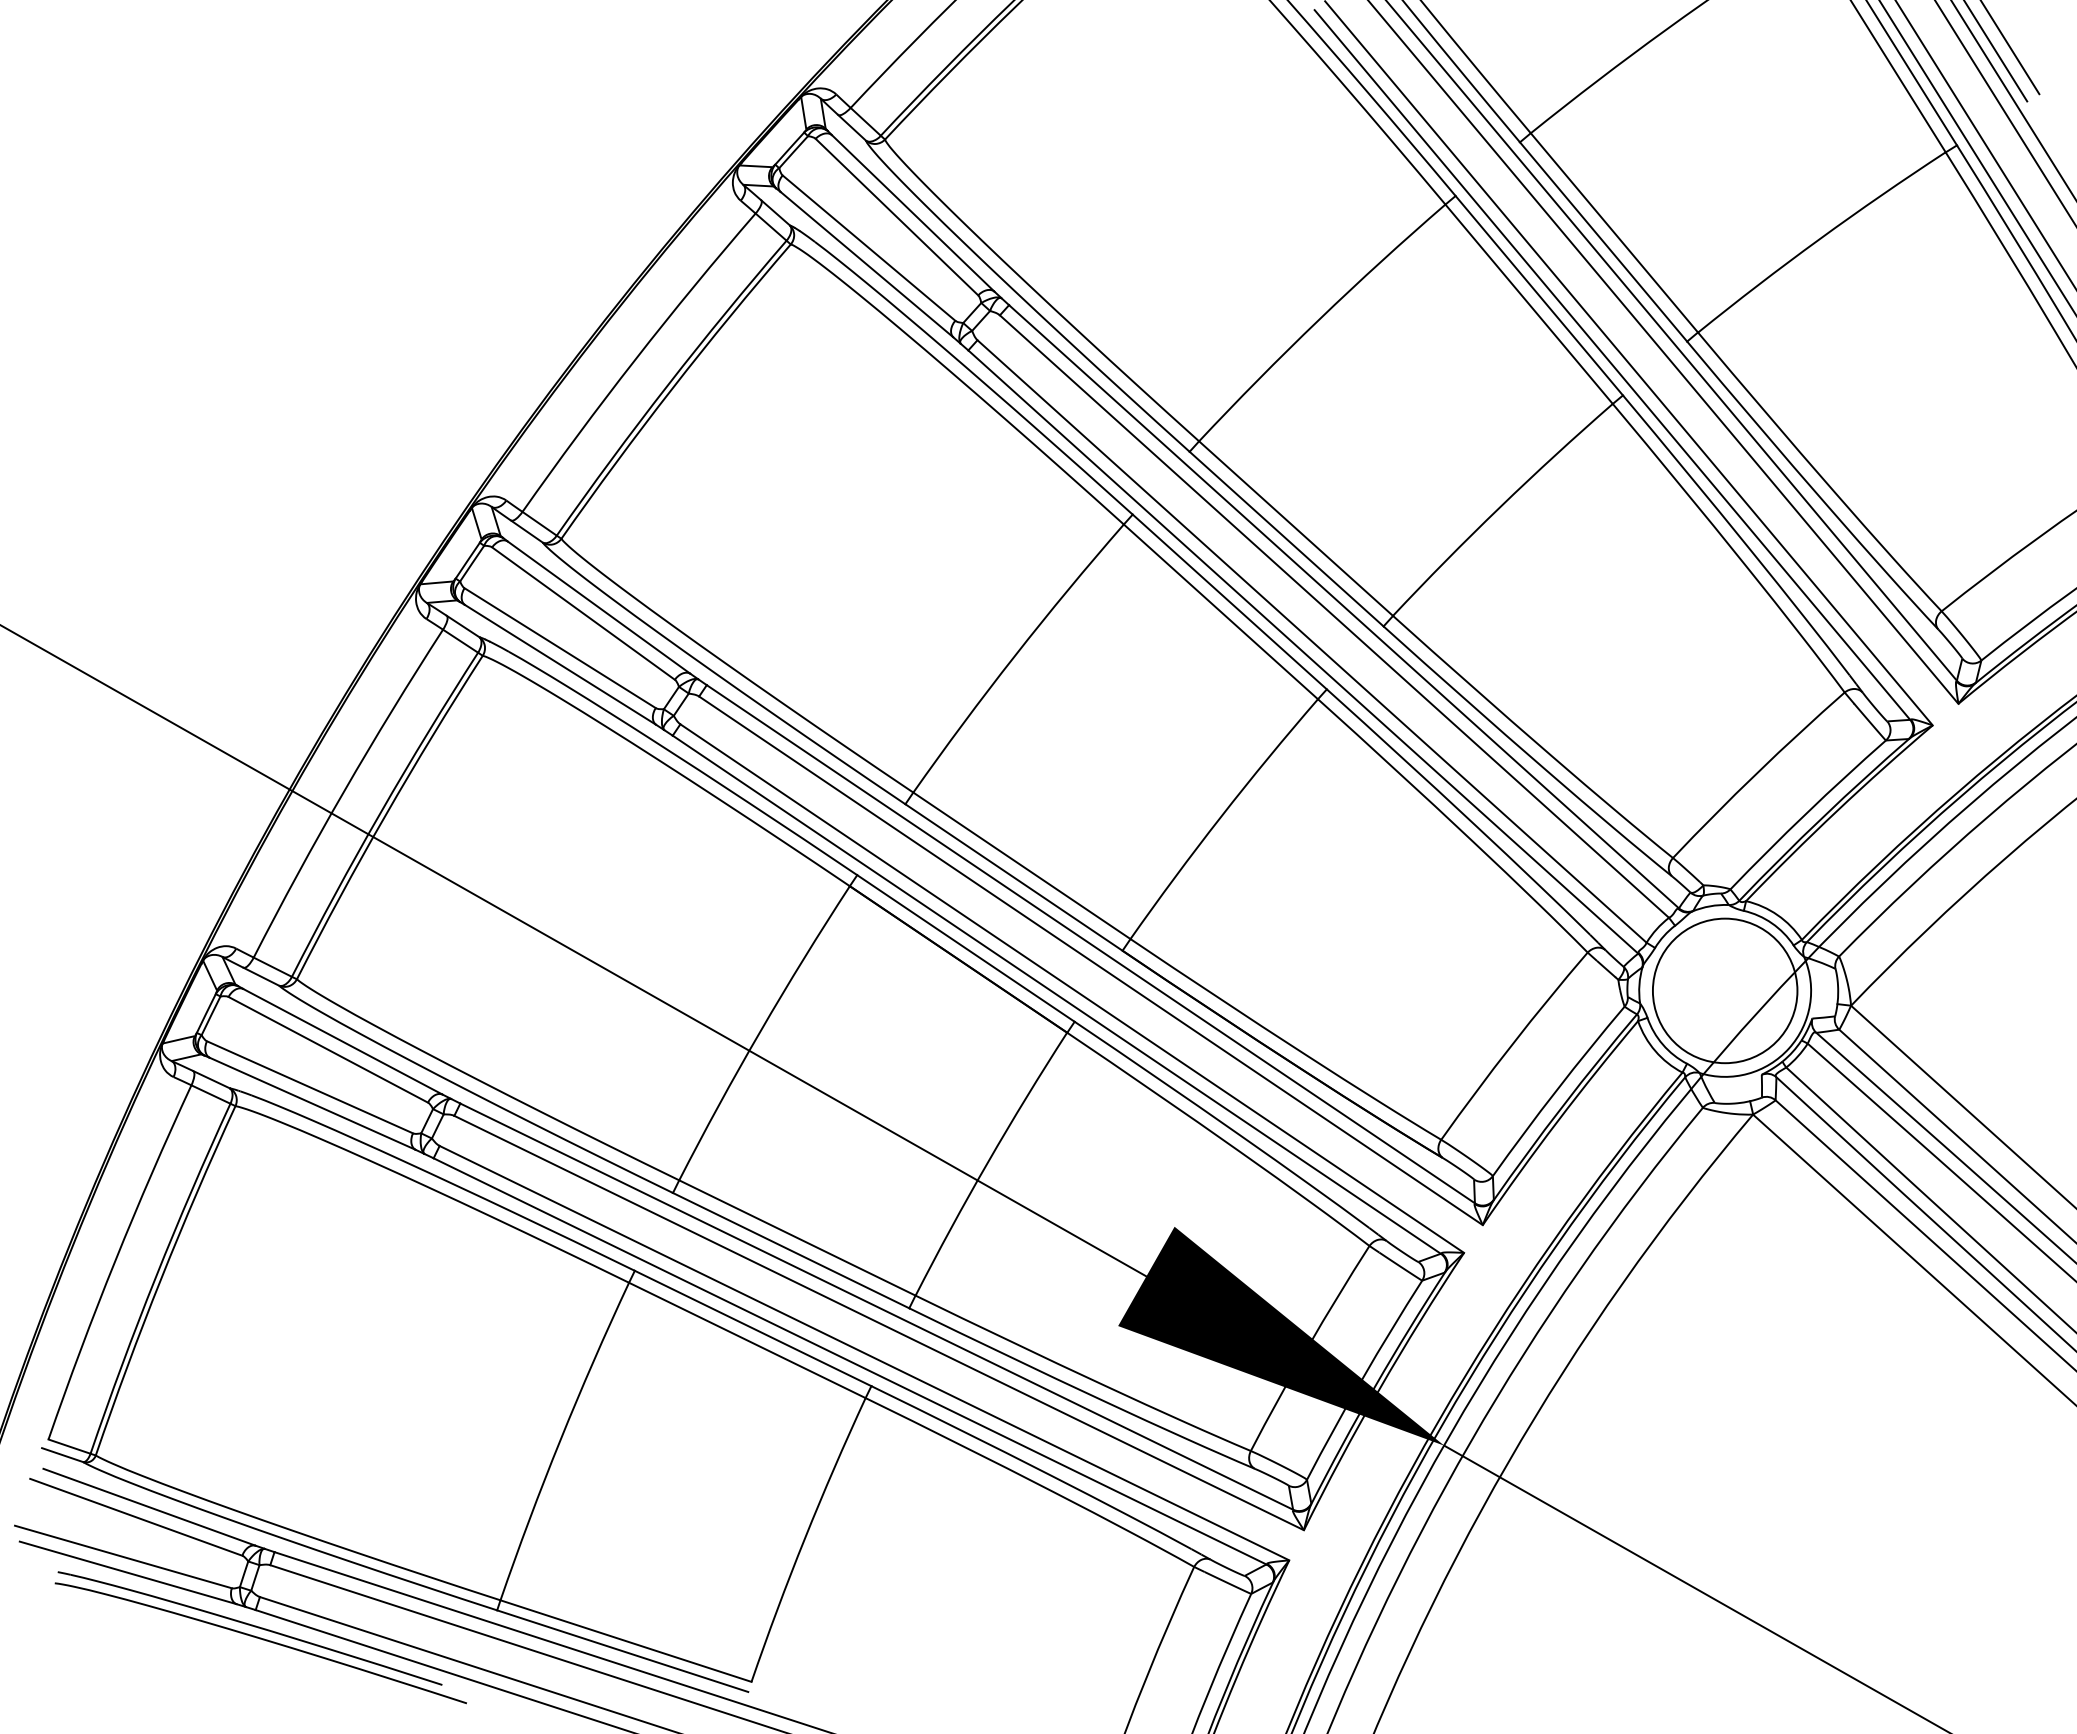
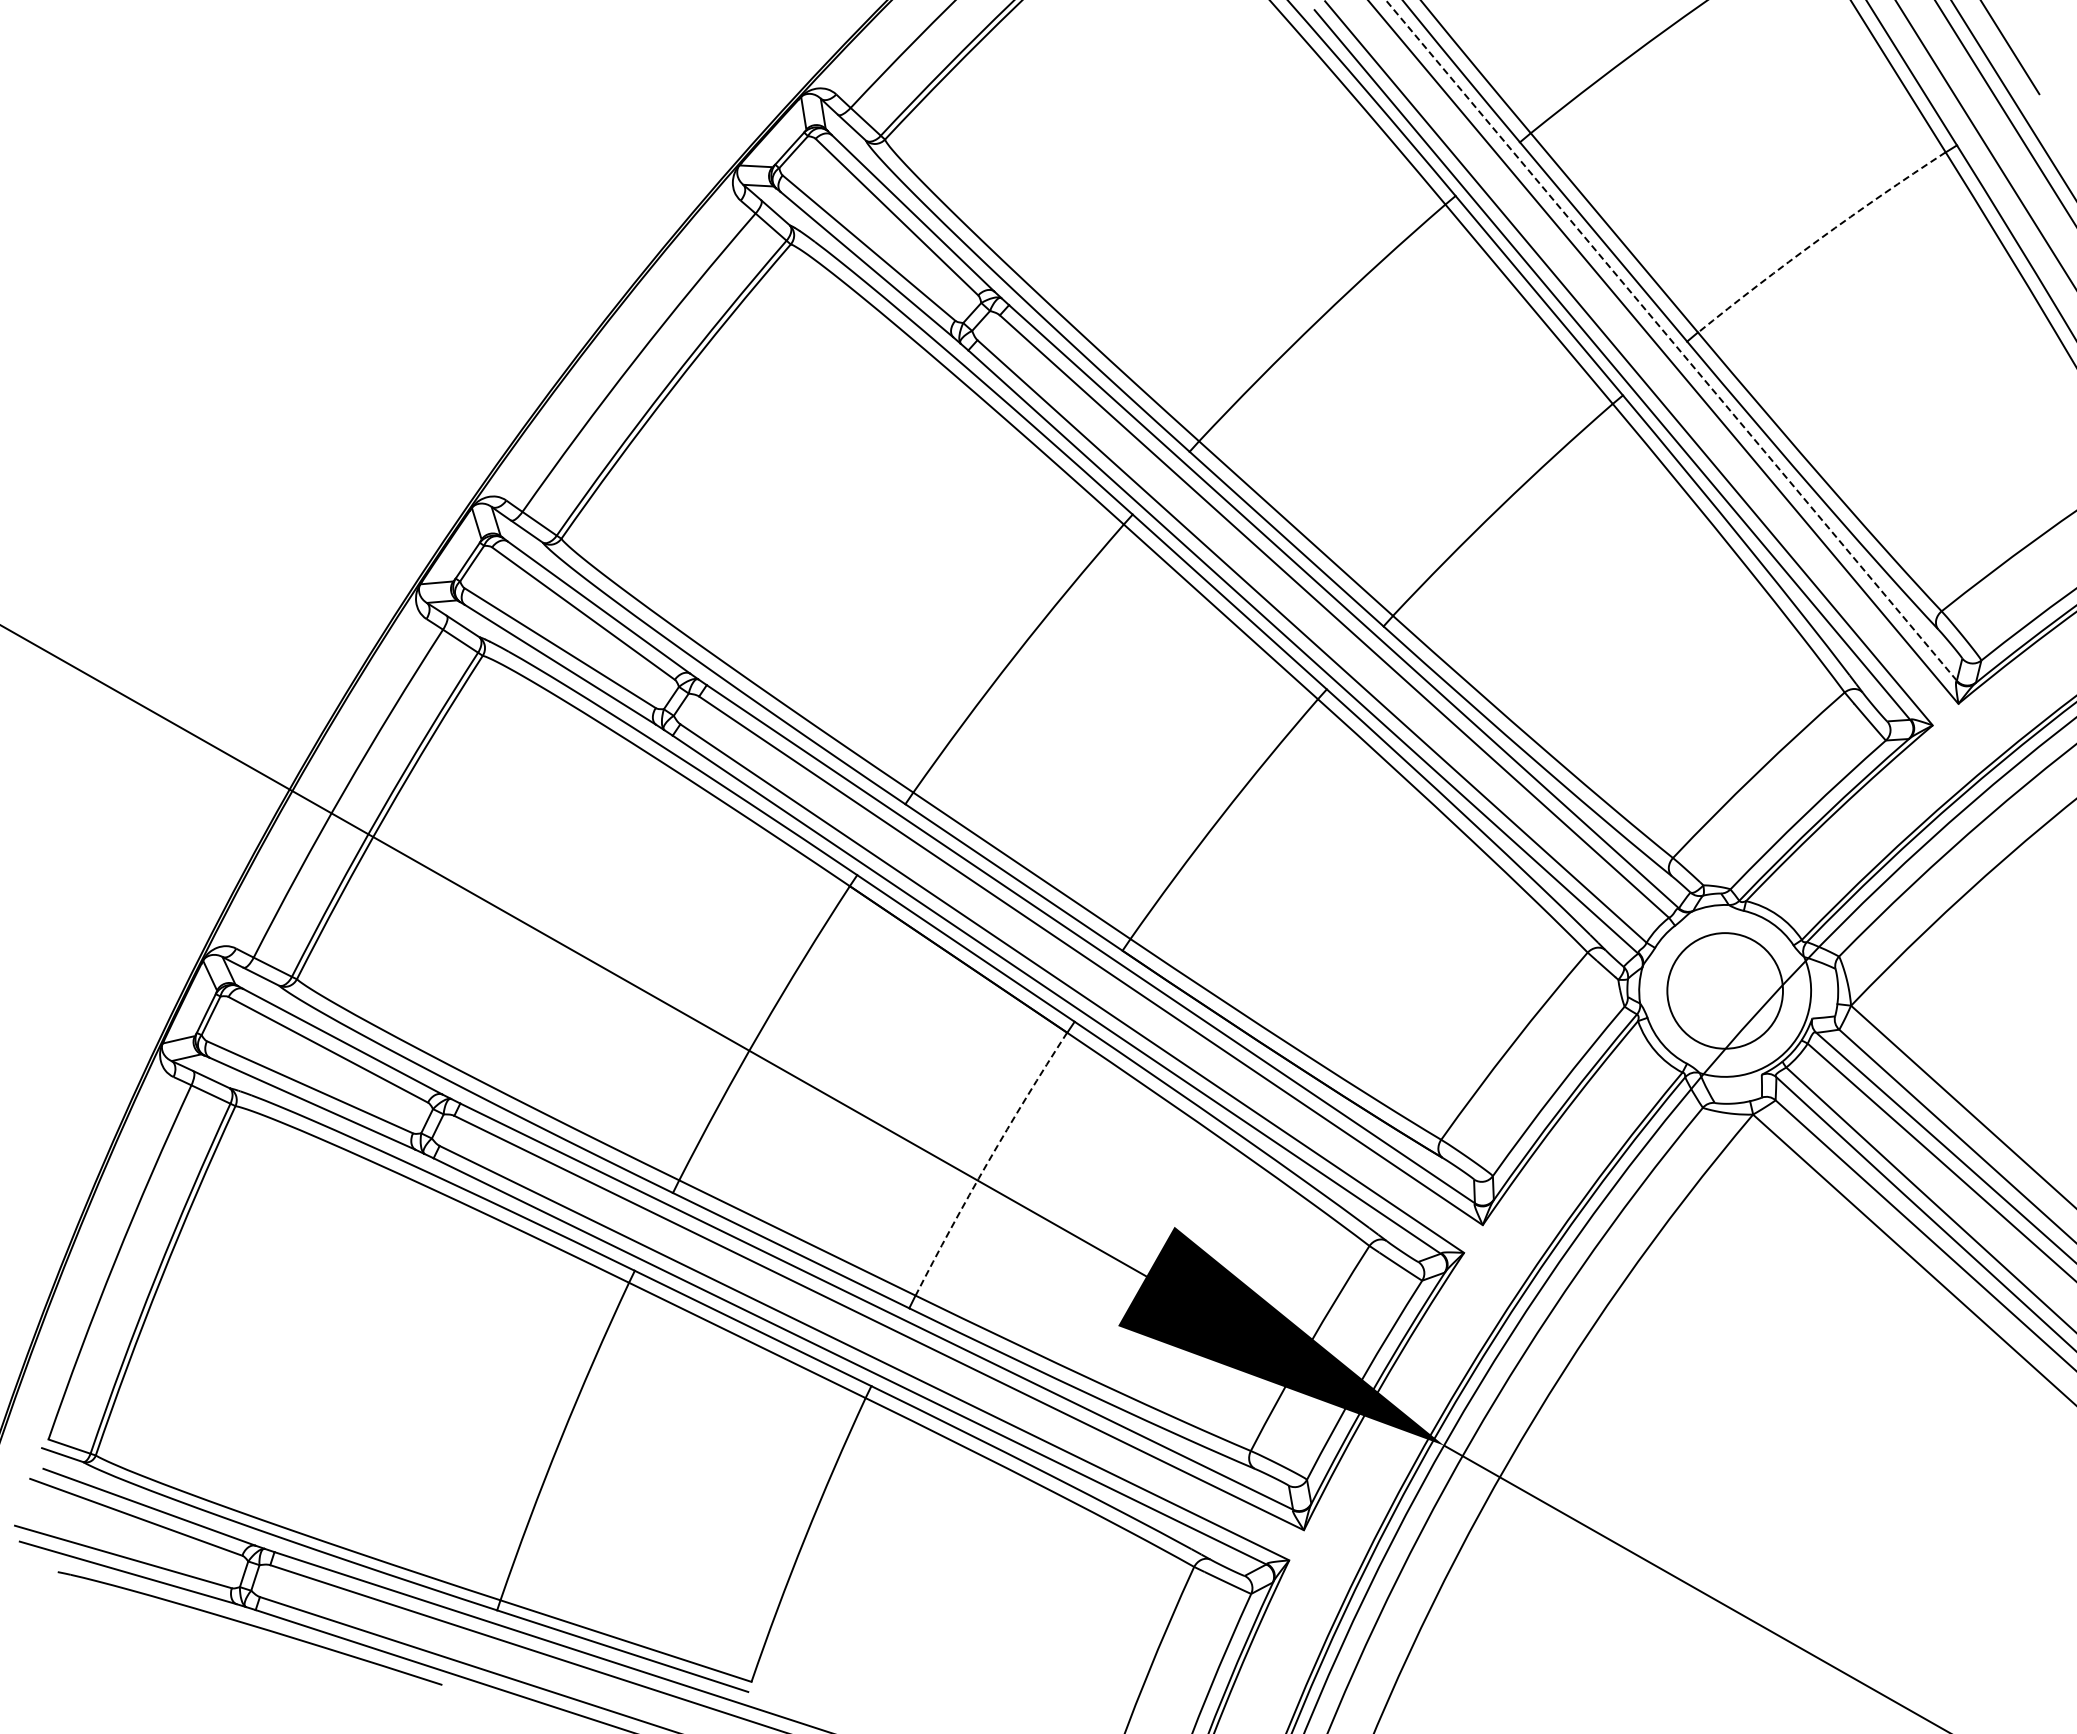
line: present -> none (1996, 51)
line: present -> none (1976, 156)
arc: solid -> dashed (1819, 239)
line: solid -> dashed (1670, 340)
circle diameter: 145 px -> 116 px (1724, 990)
arc: solid -> dashed (988, 1162)
curve: present -> none (260, 1639)
